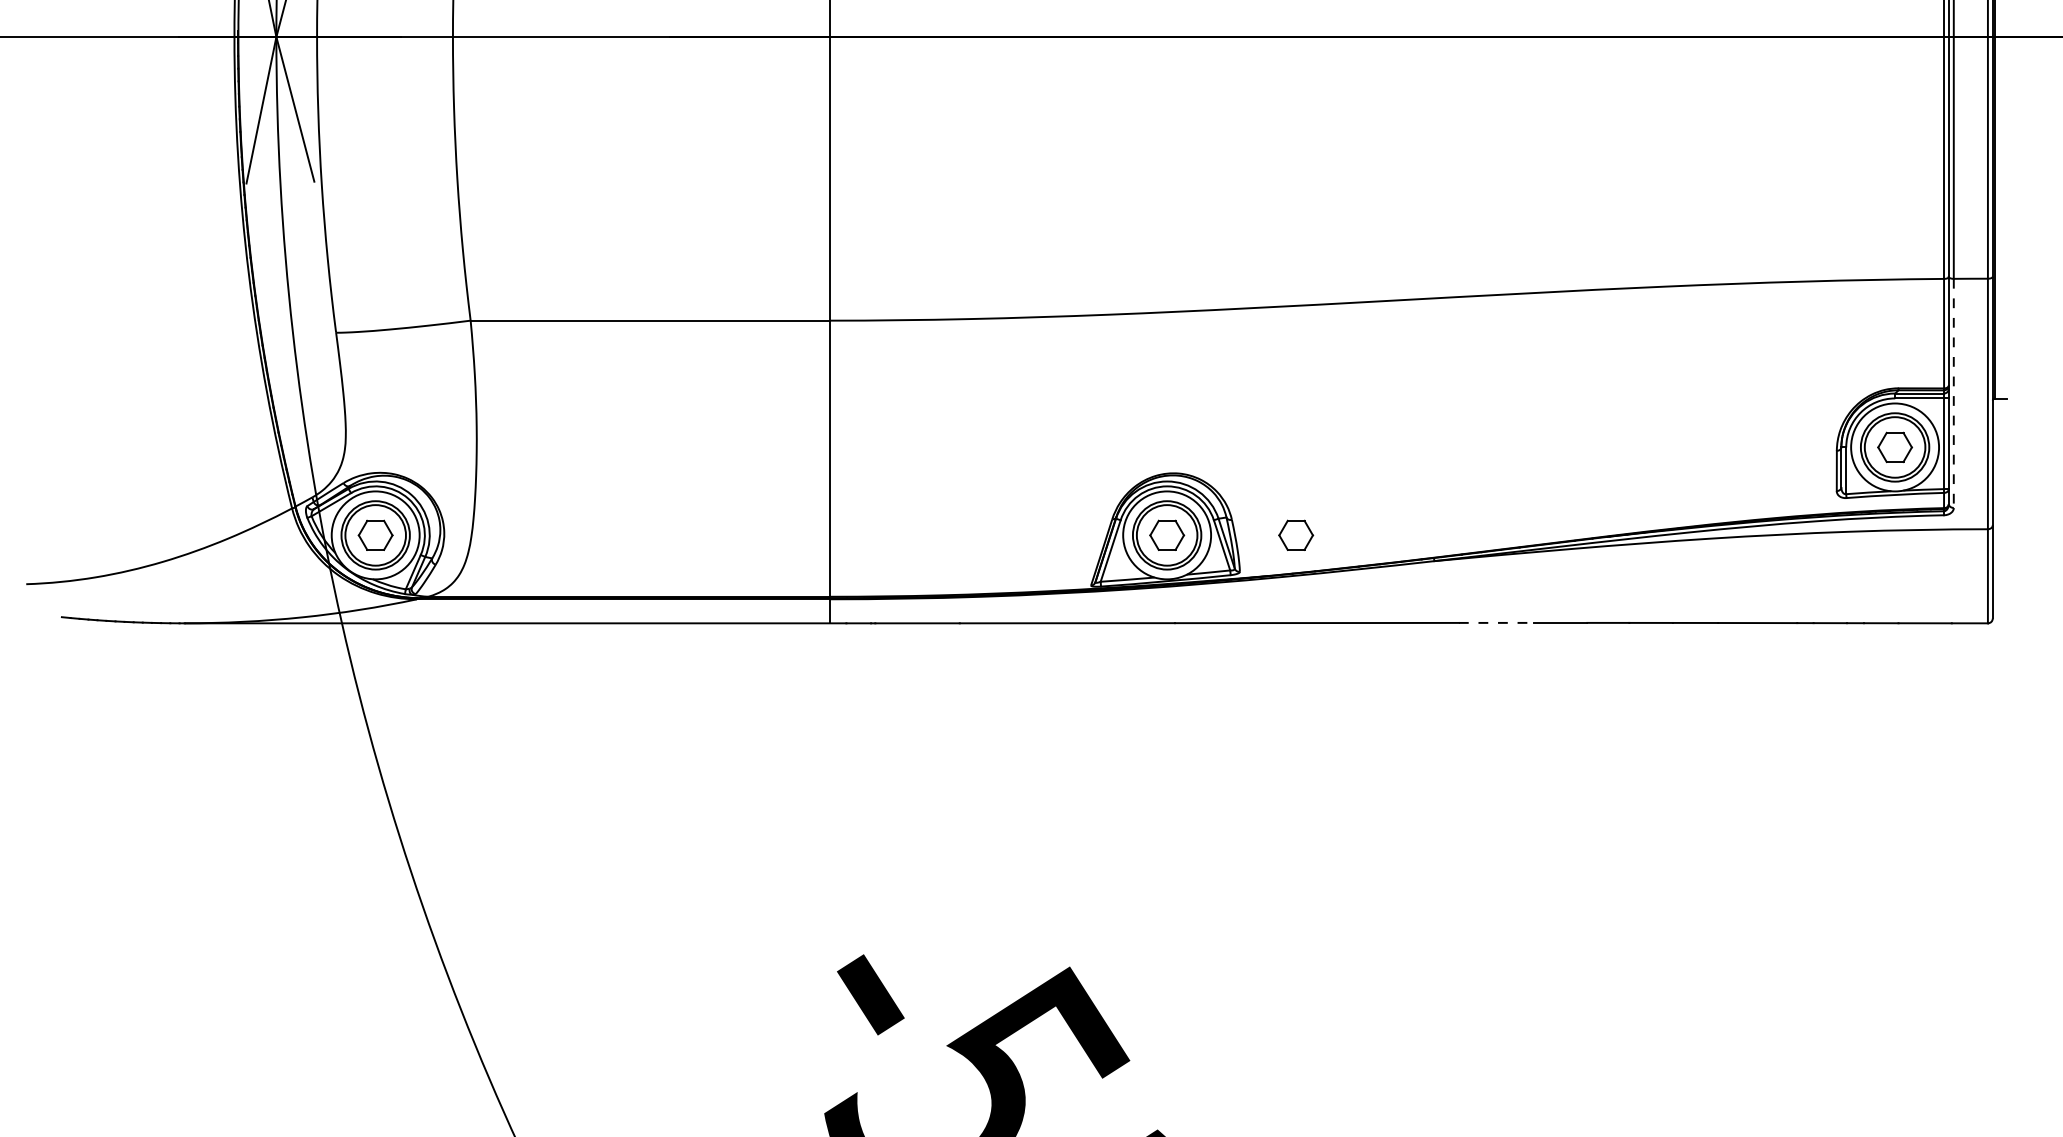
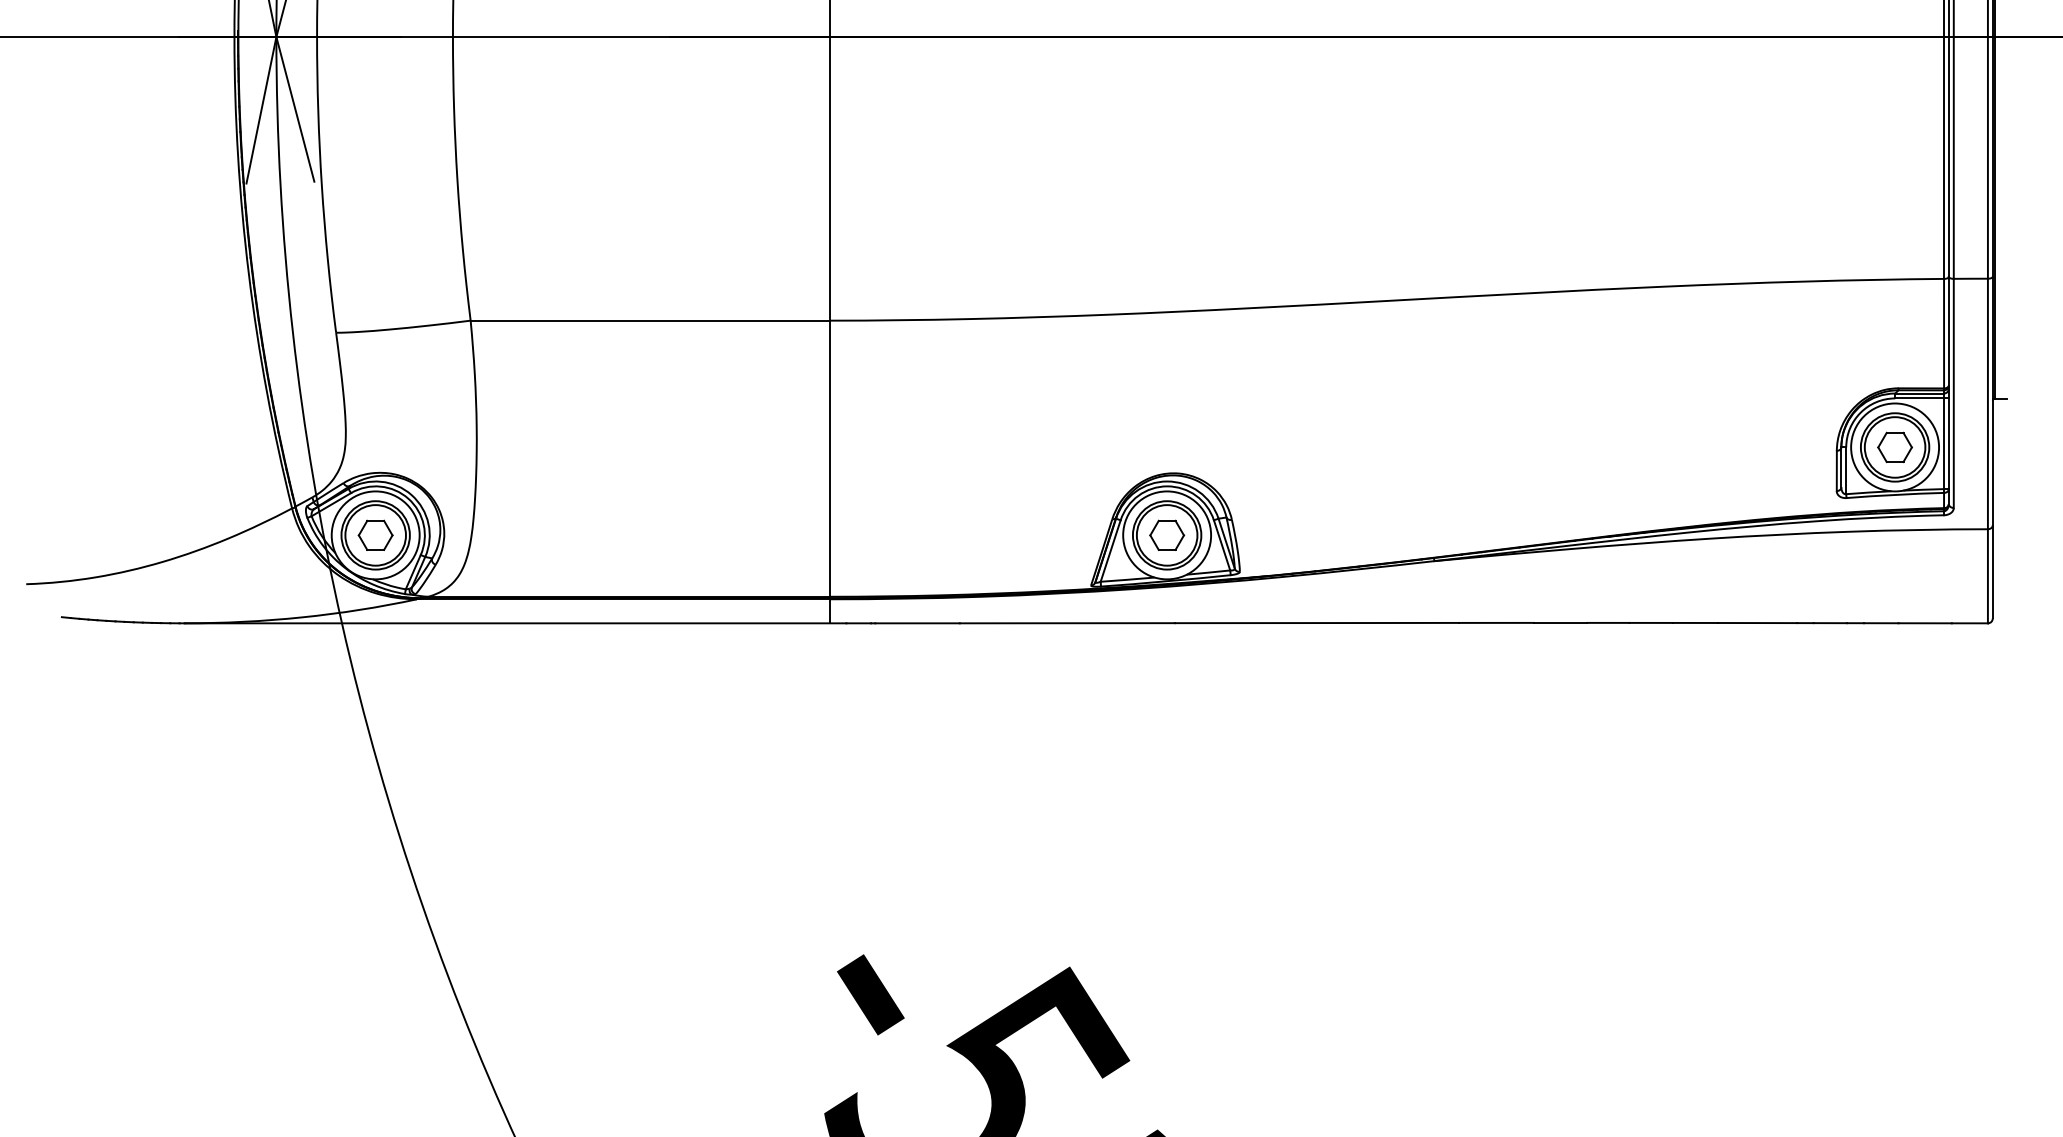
line: dashed -> solid (1953, 393)
part: present -> none (1296, 534)
line: dashed -> solid (1496, 622)
